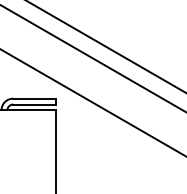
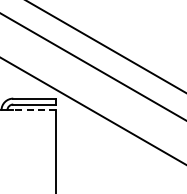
line position: (92, 57) -> (92, 66) (92, 66)
line position: (92, 102) -> (92, 110) (92, 110)
line: solid -> dashed (34, 110)
